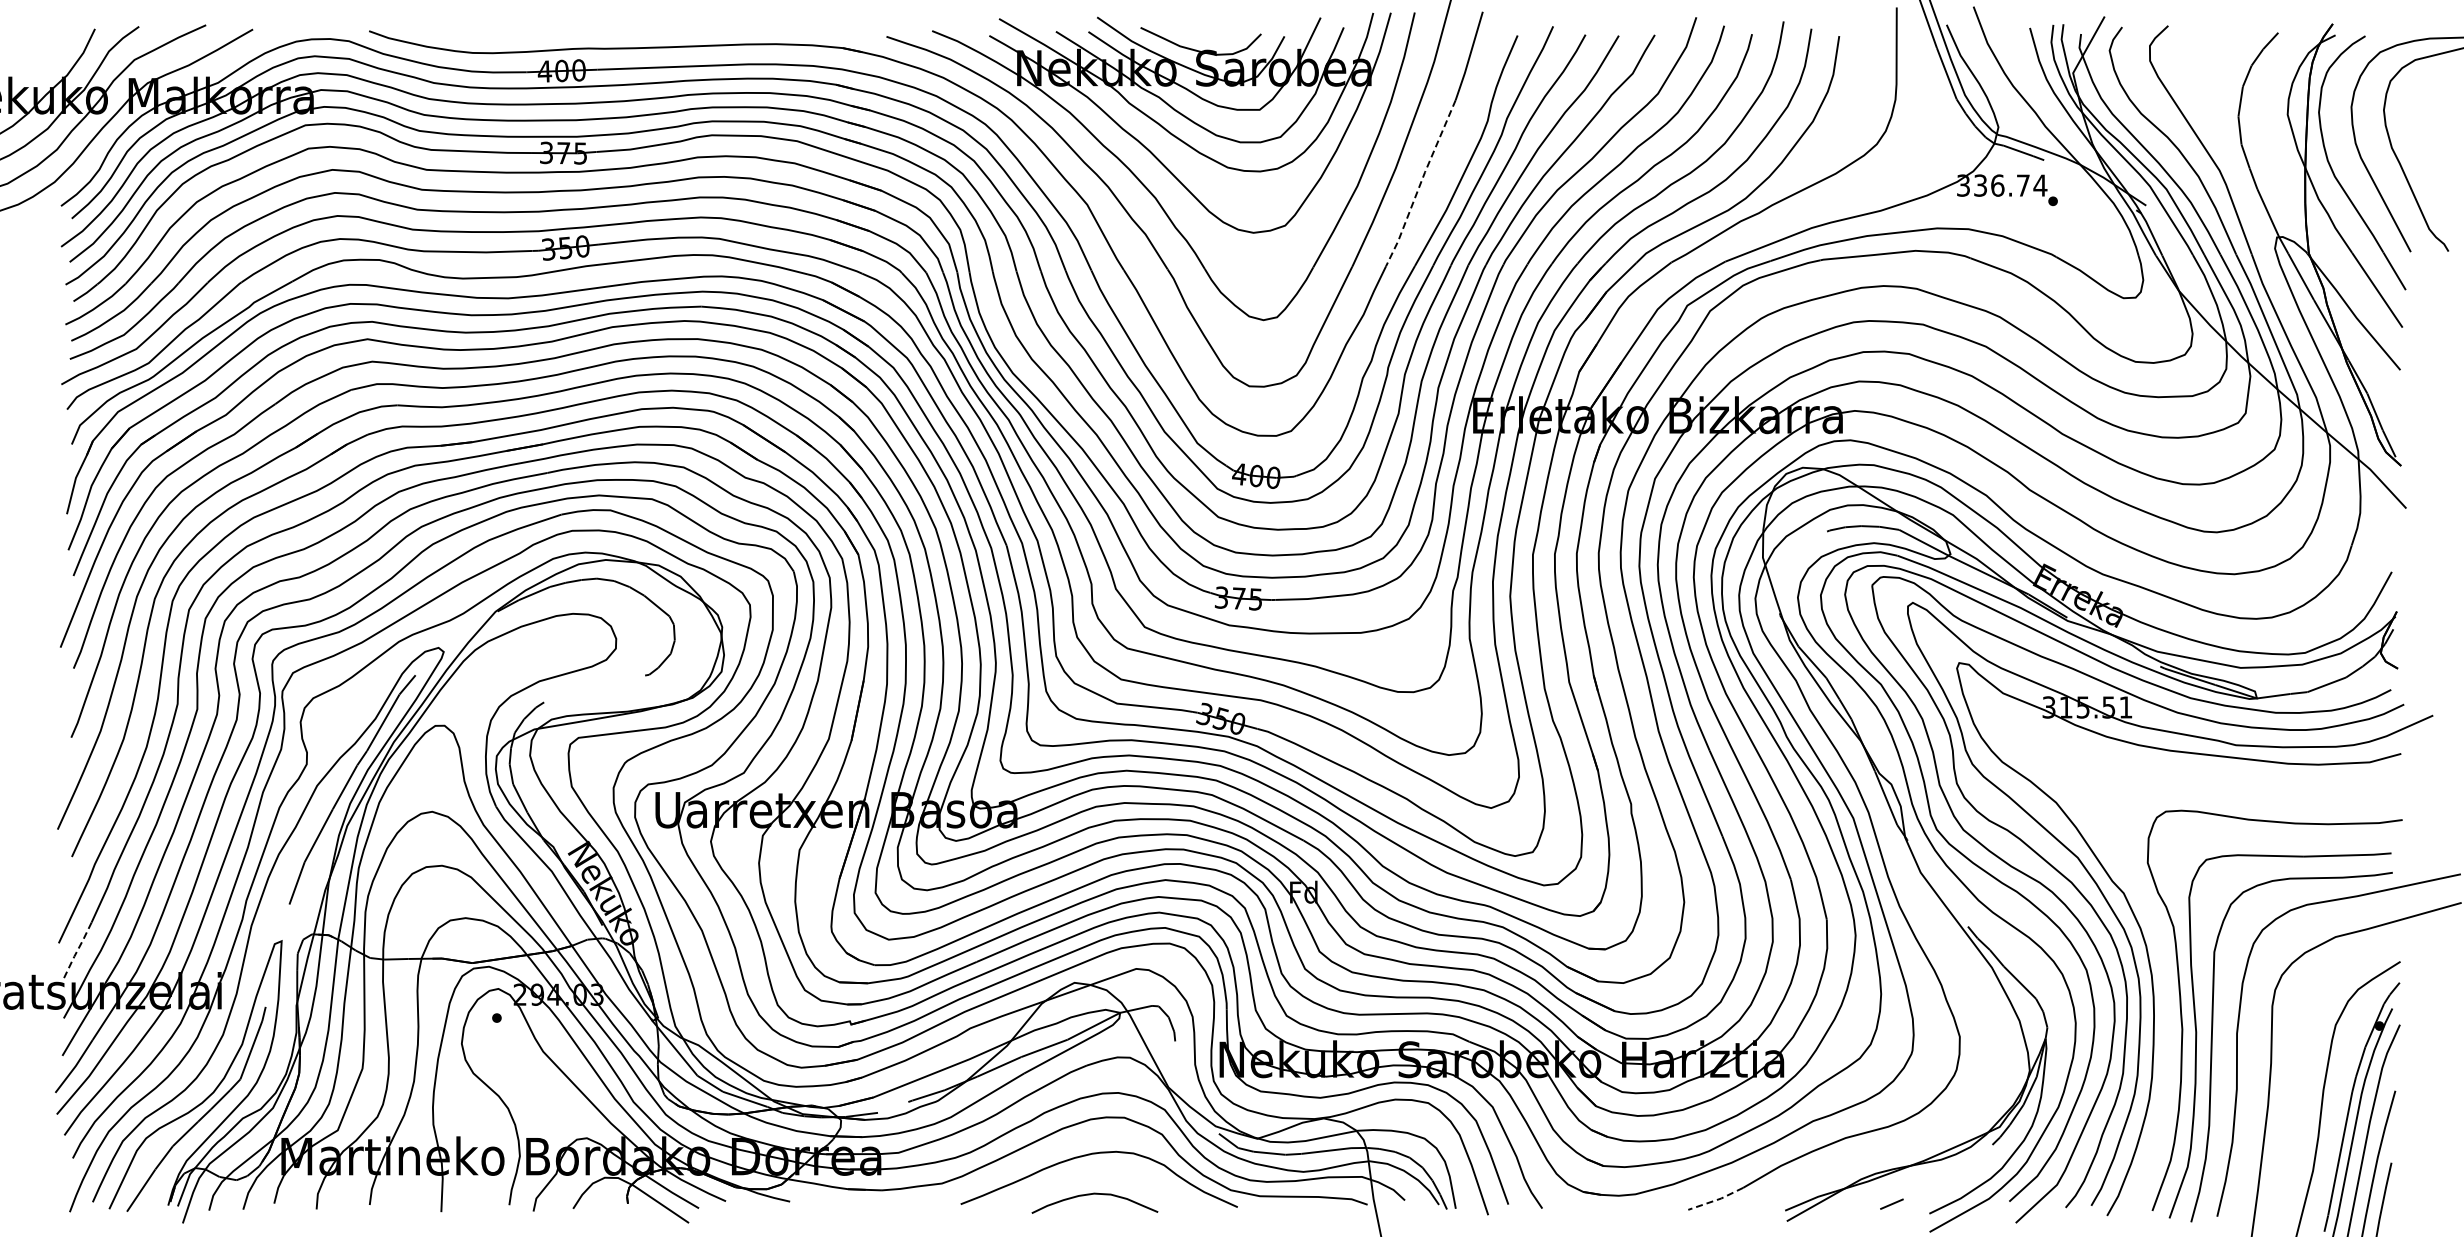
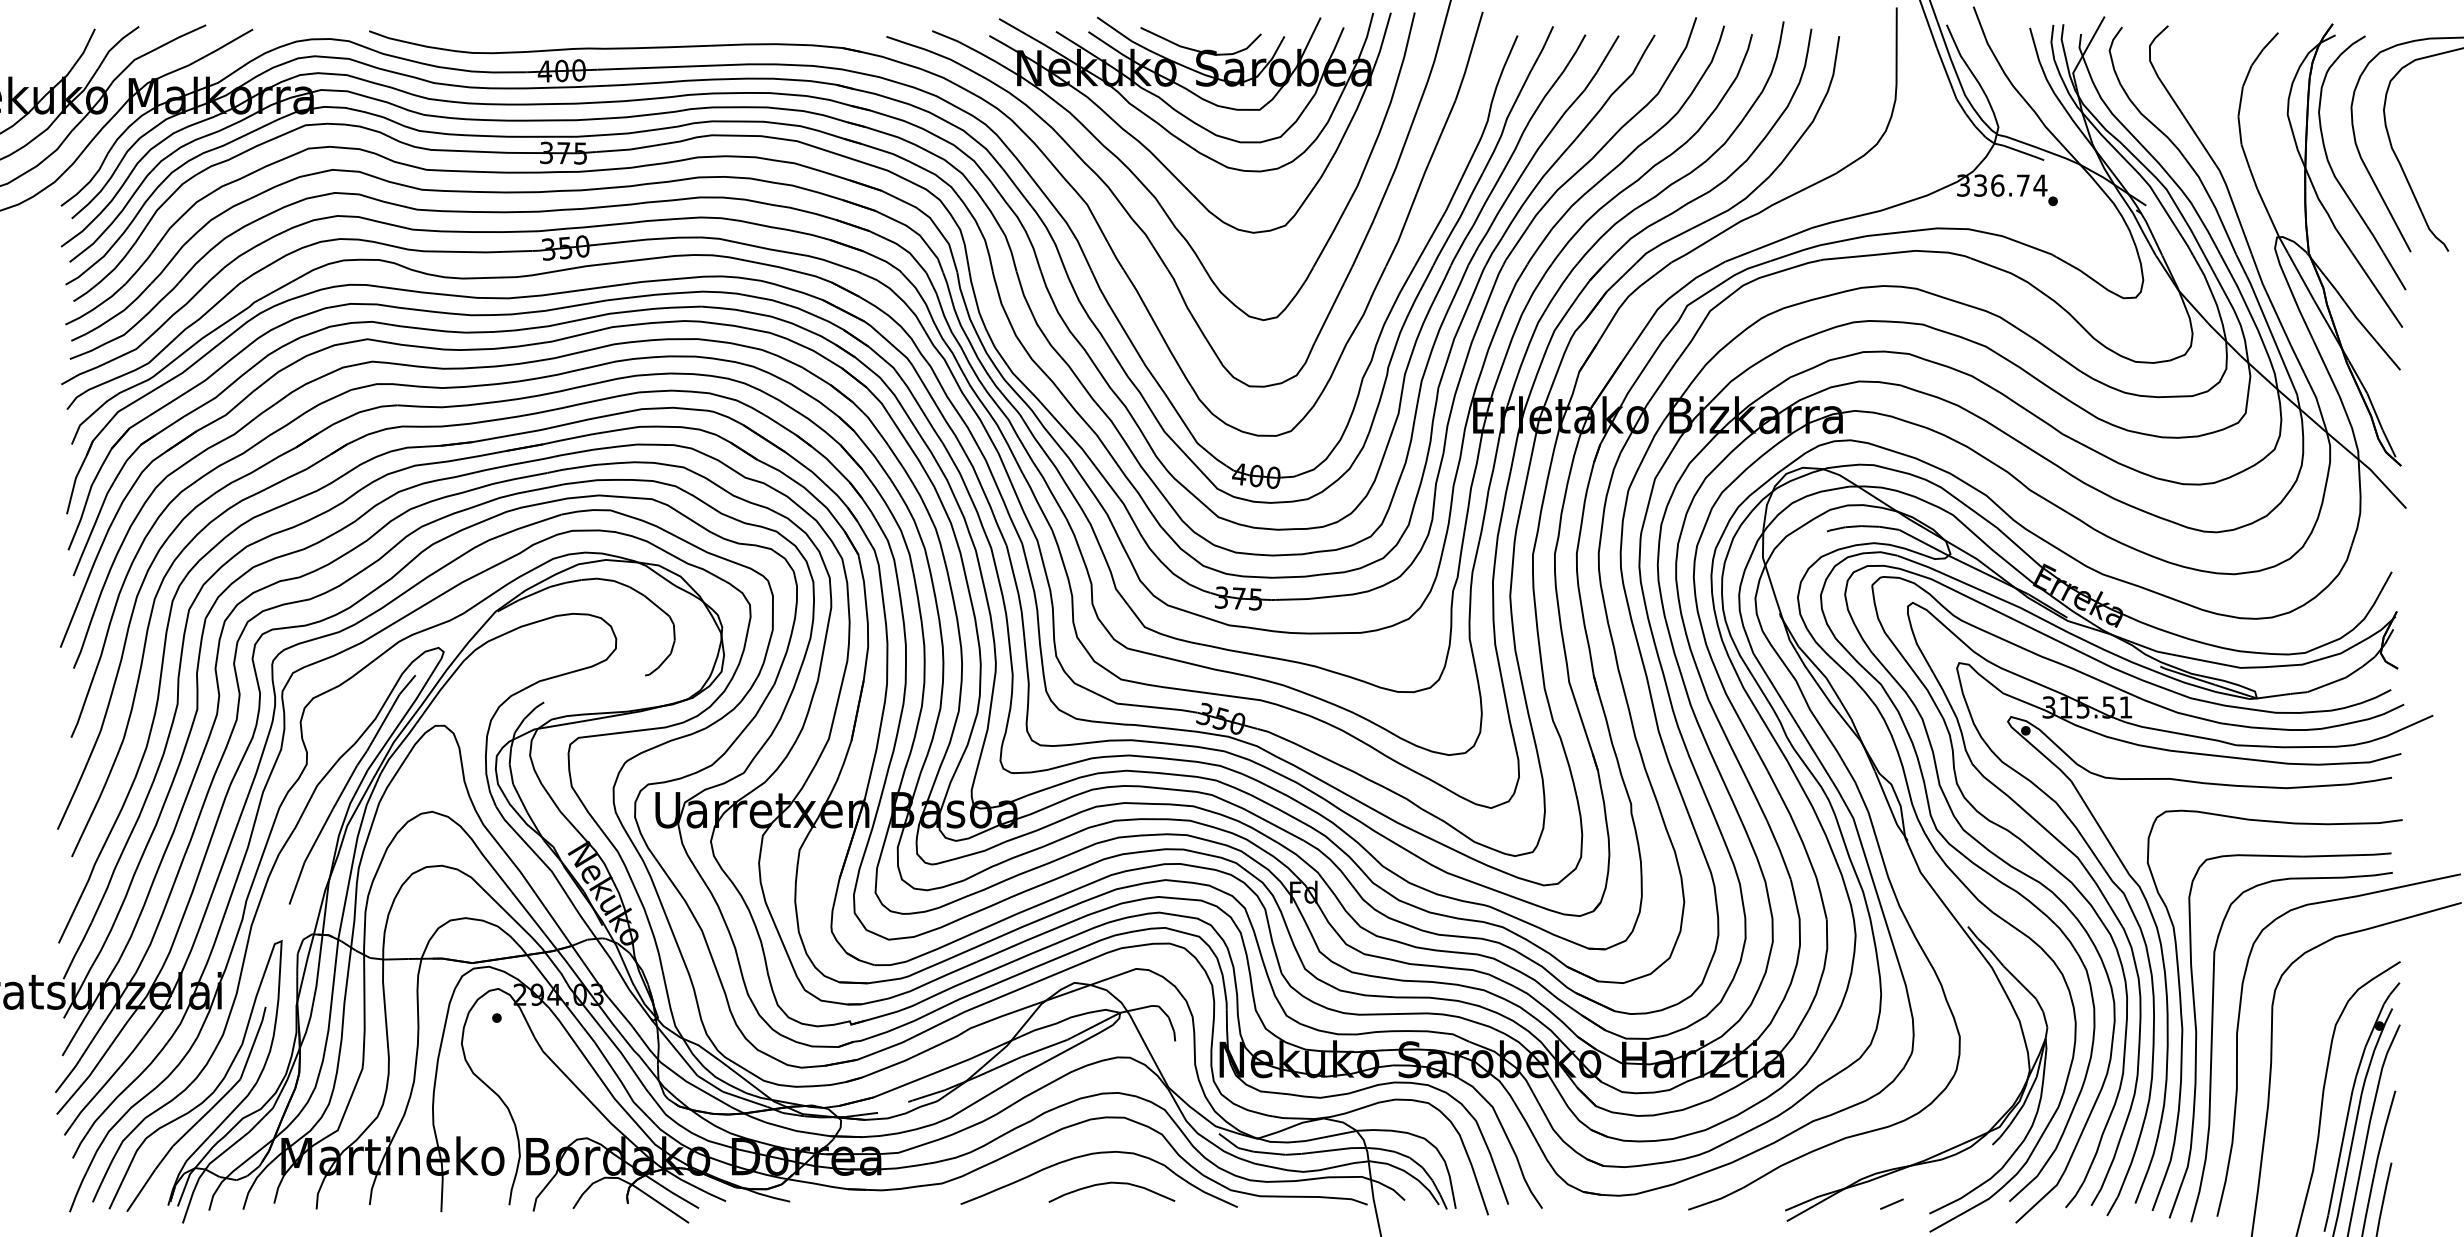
line: dashed -> solid (1420, 183)
line: dashed -> solid (77, 950)
part: none -> present (2165, 967)
curve position: (1094, 1194) -> (1111, 1183) (1111, 1183)
line: dashed -> solid (1716, 1200)
